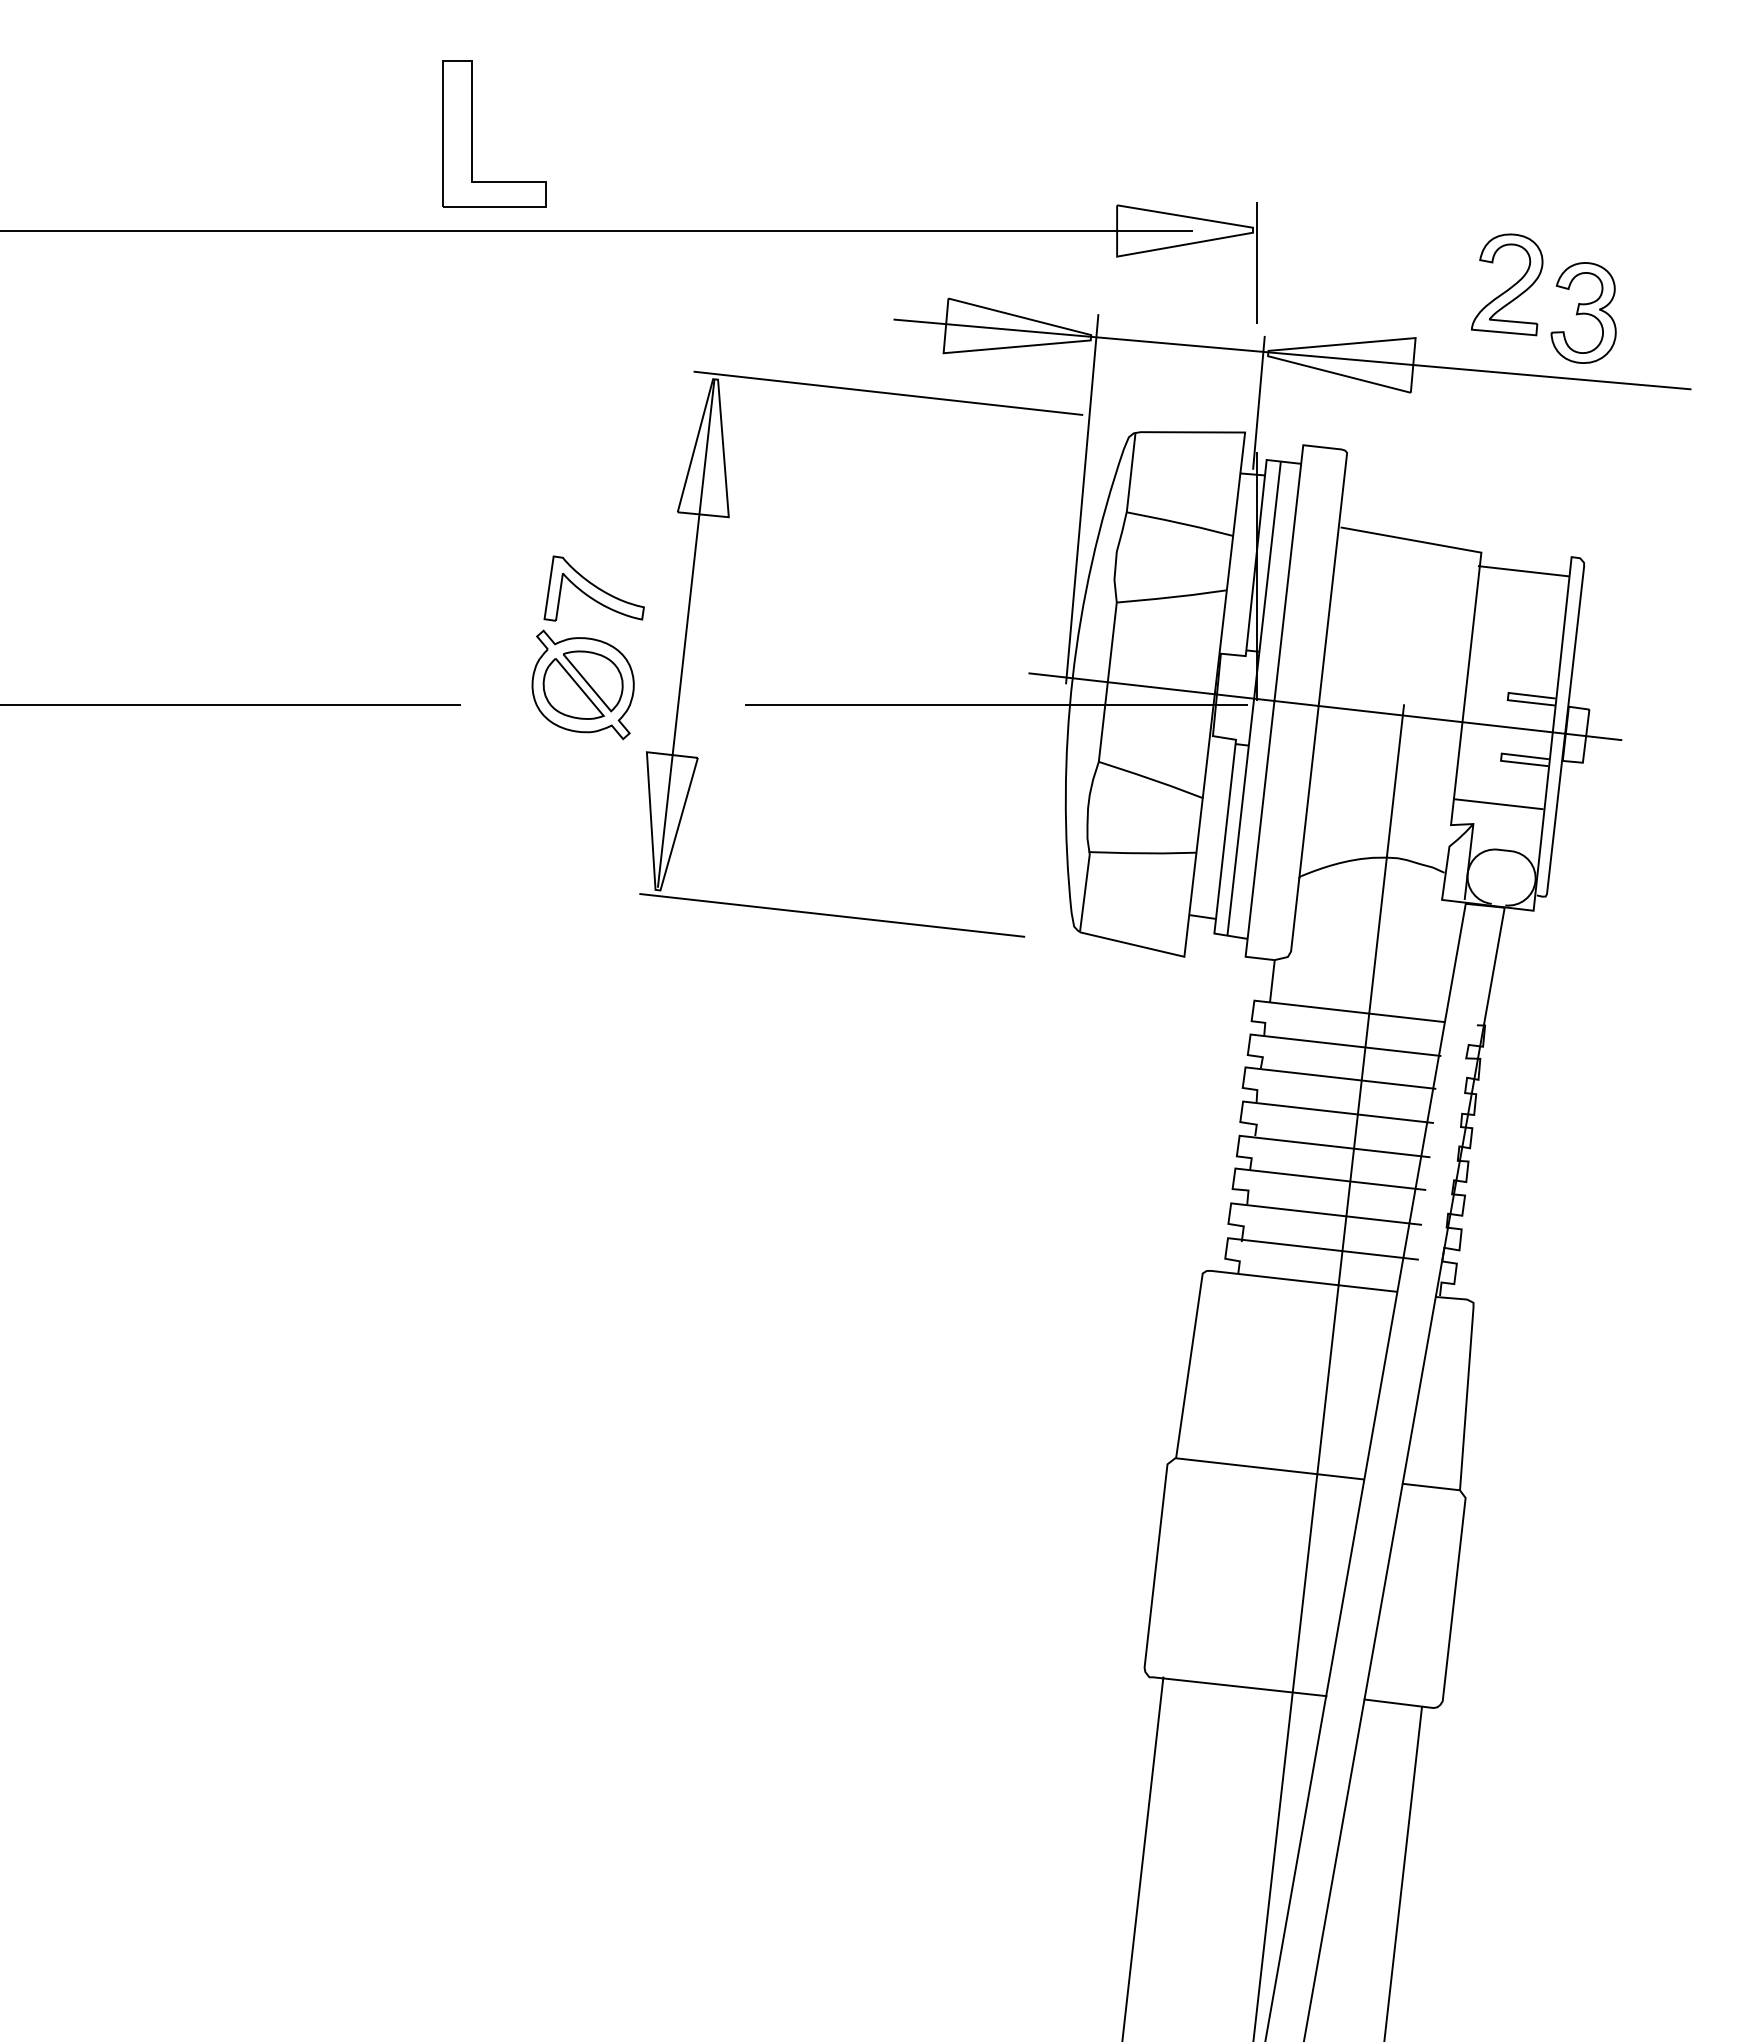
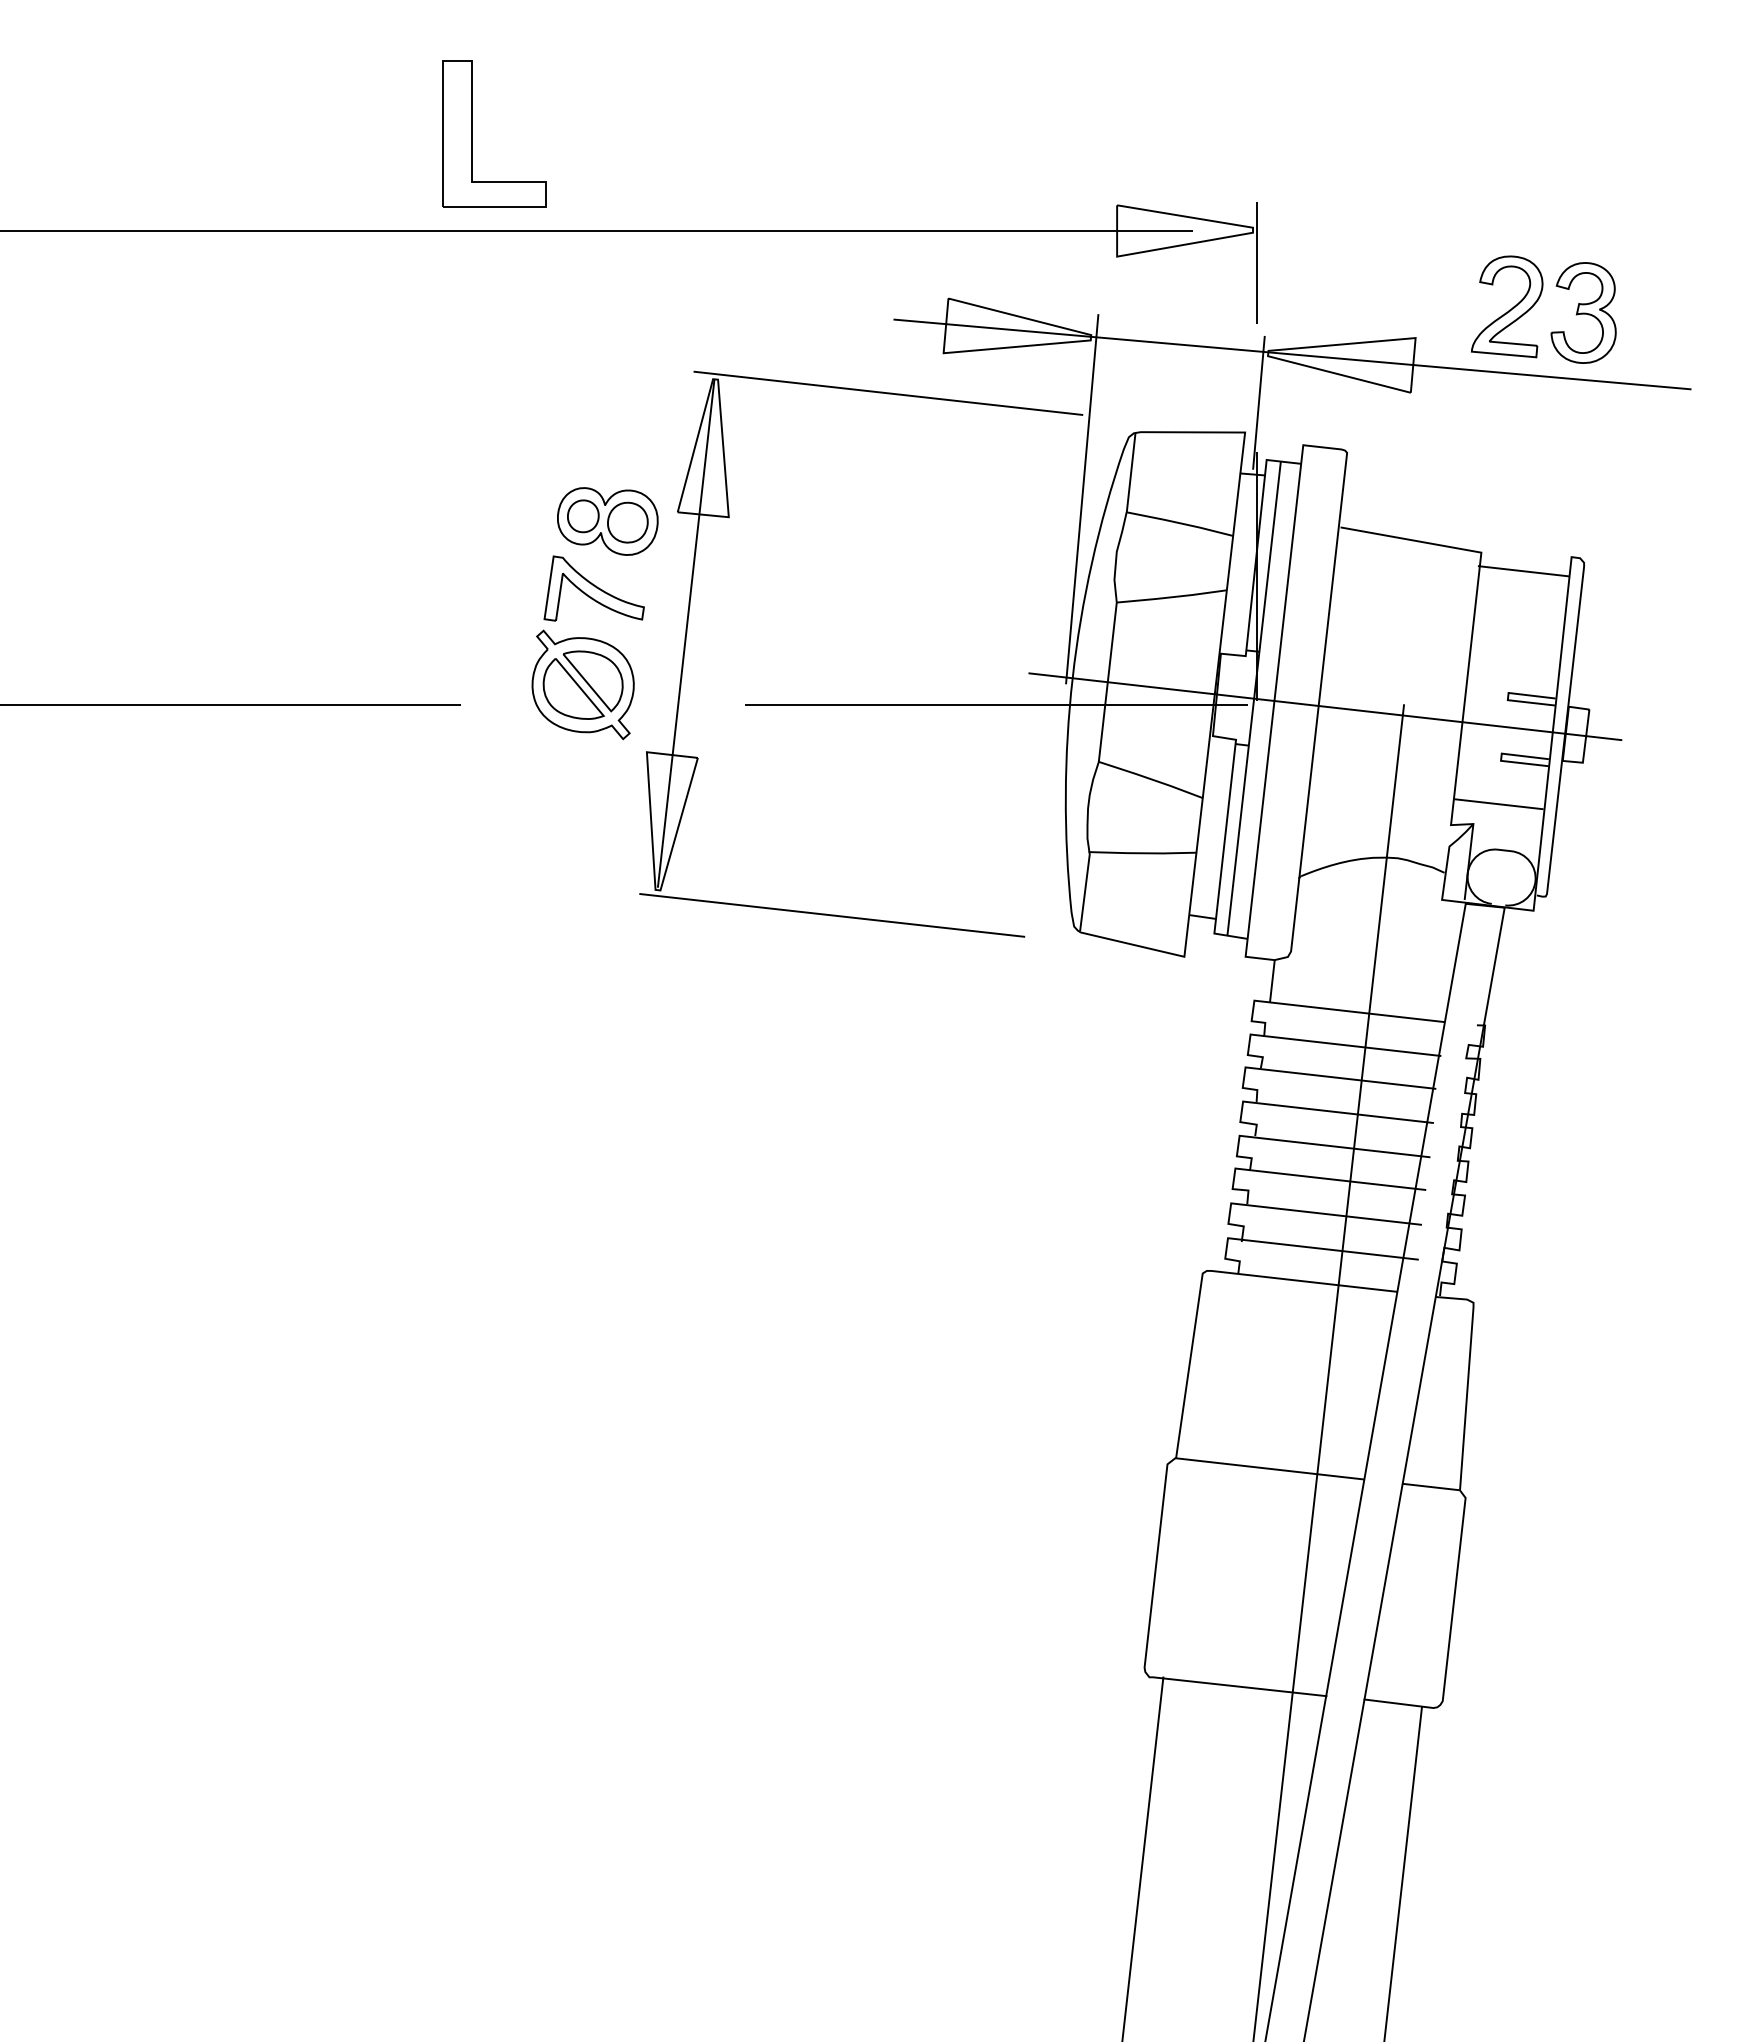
part position: (1507, 284) -> (1507, 306) (1507, 306)
part: none -> present (607, 521)
